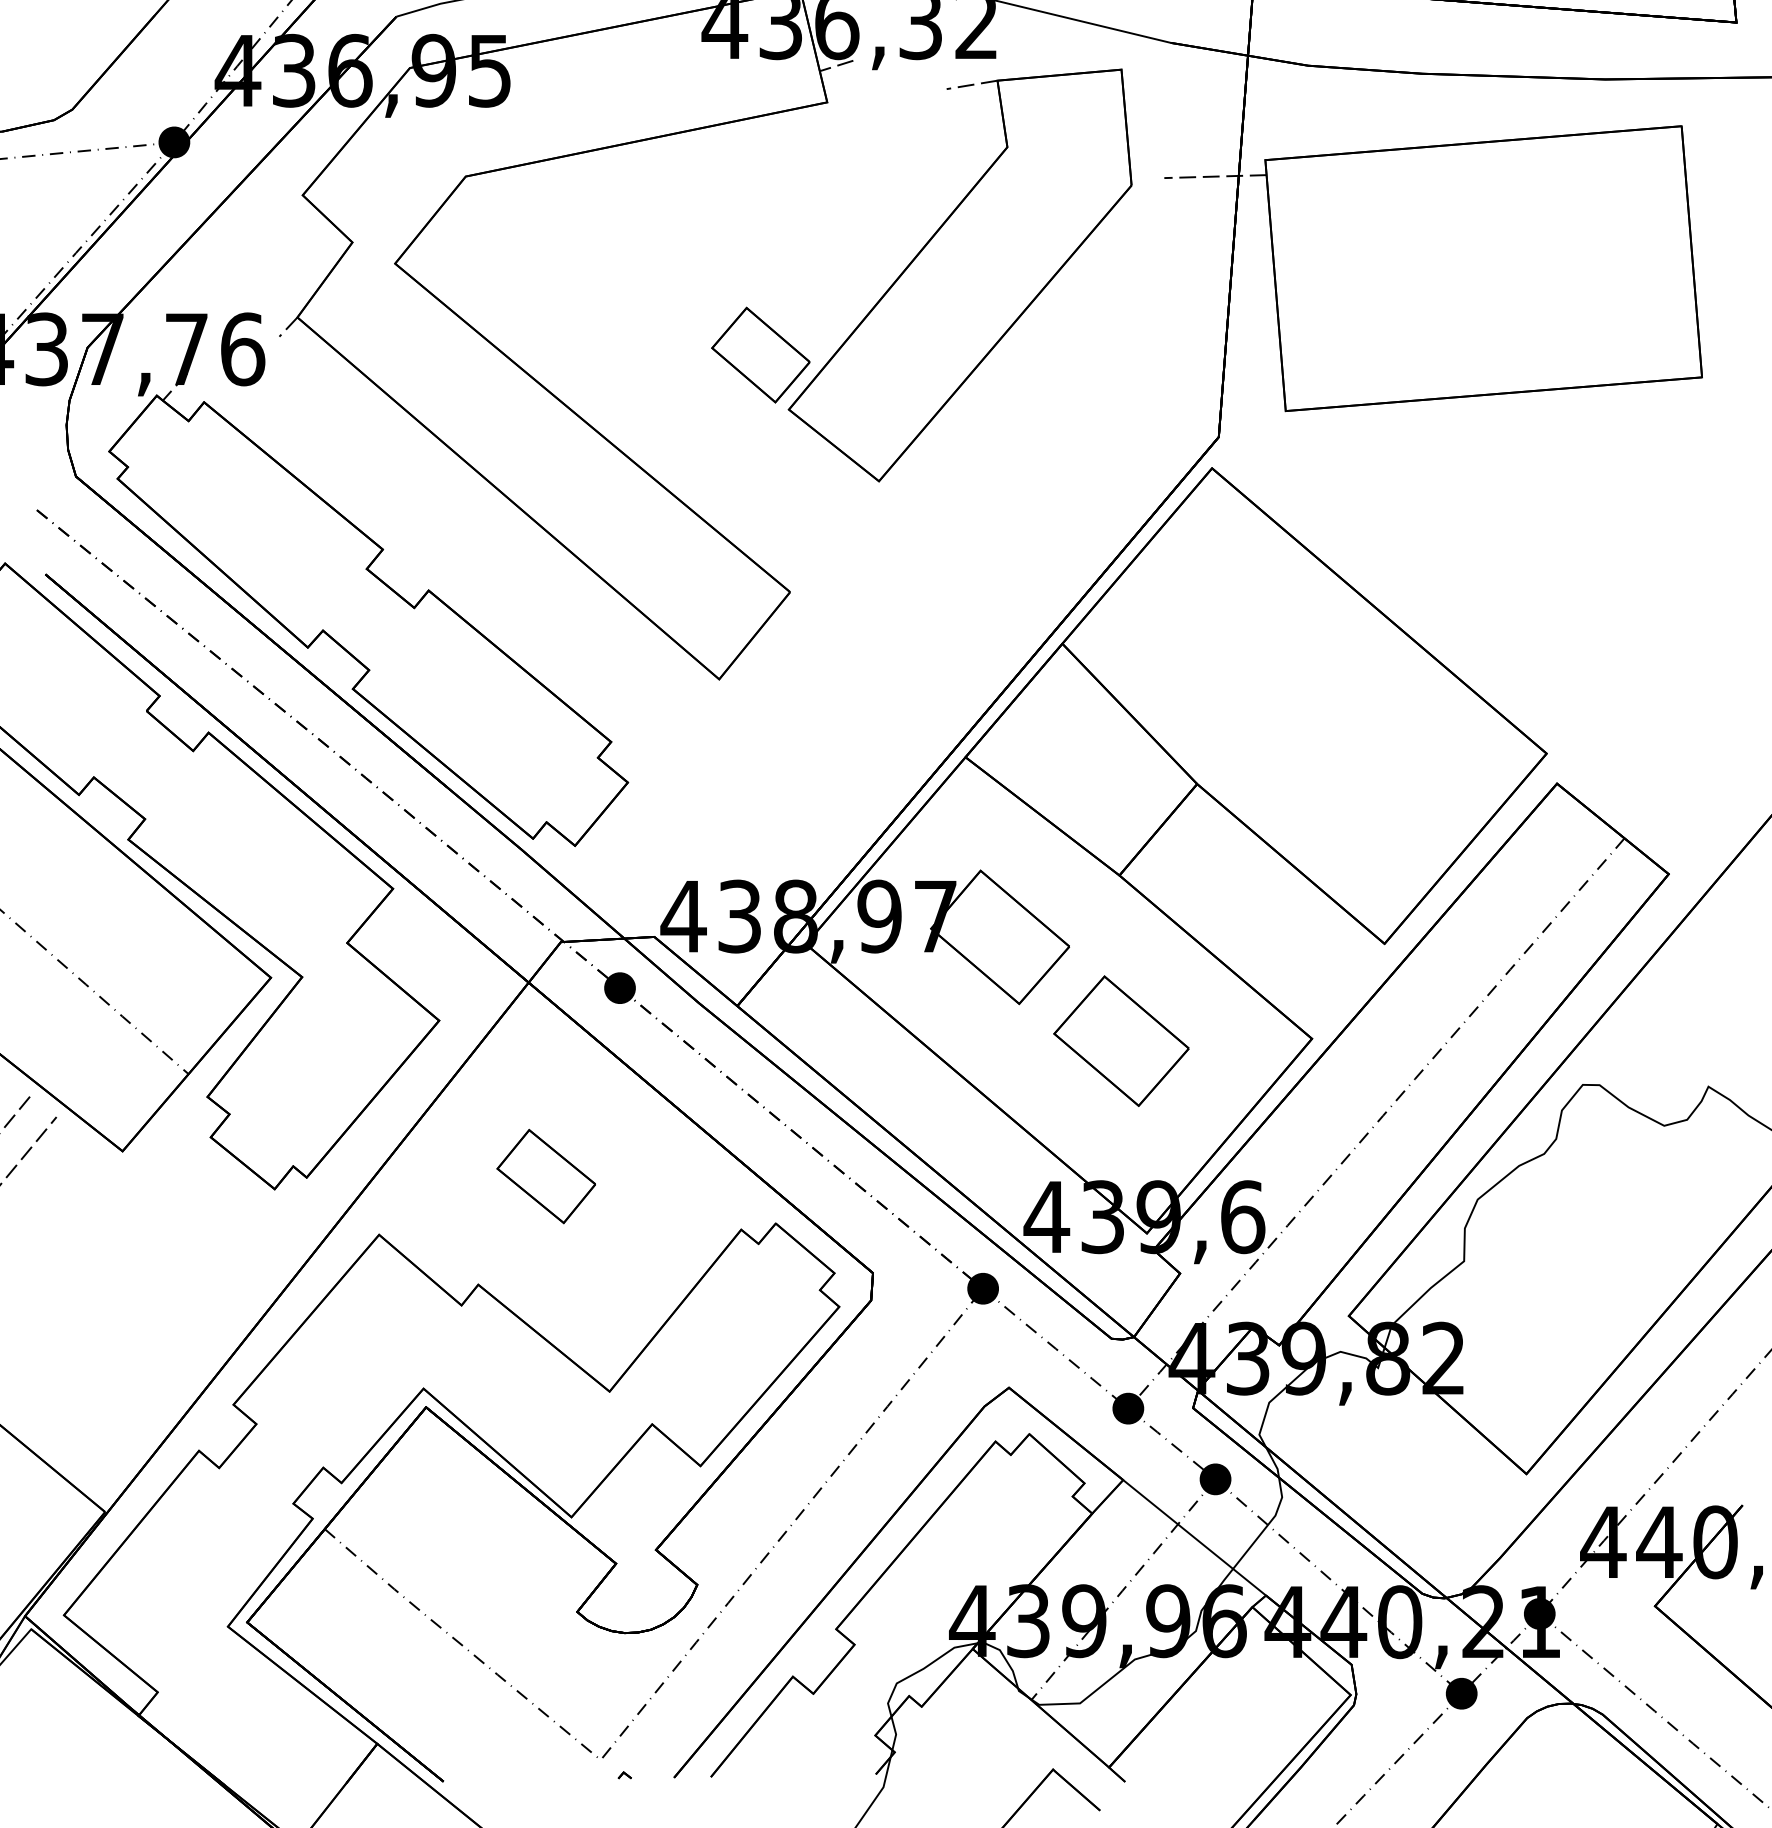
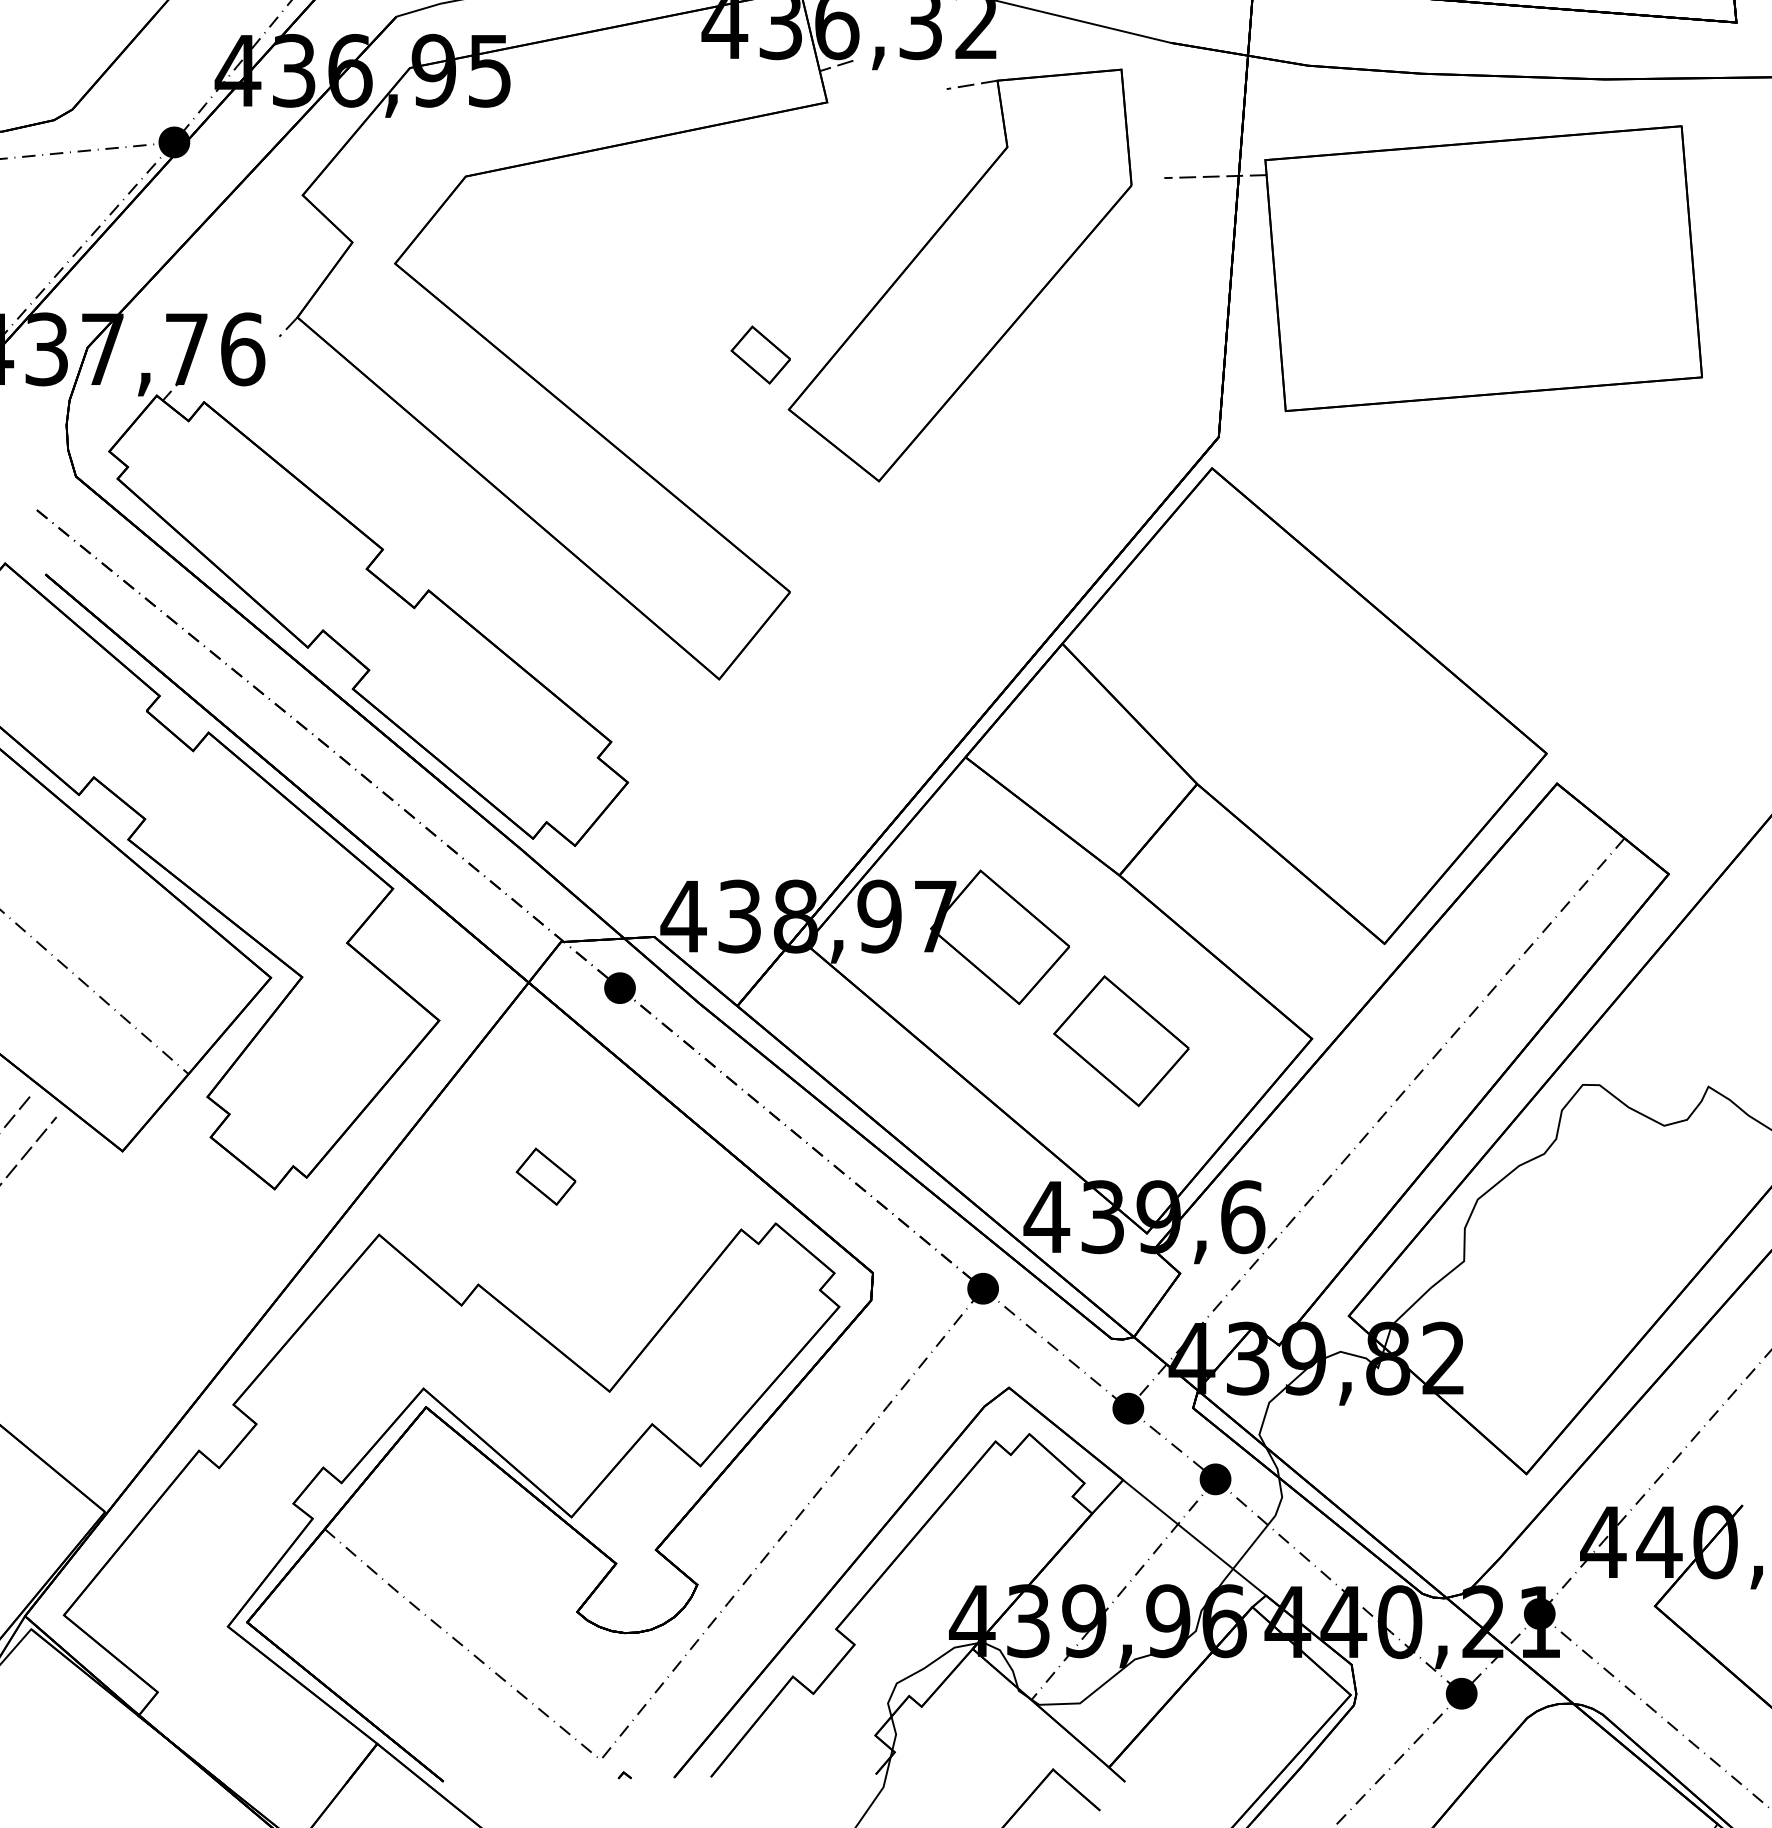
part size: 100x98 px -> 61x60 px (760, 354)
part size: 100x96 px -> 62x59 px (545, 1176)
